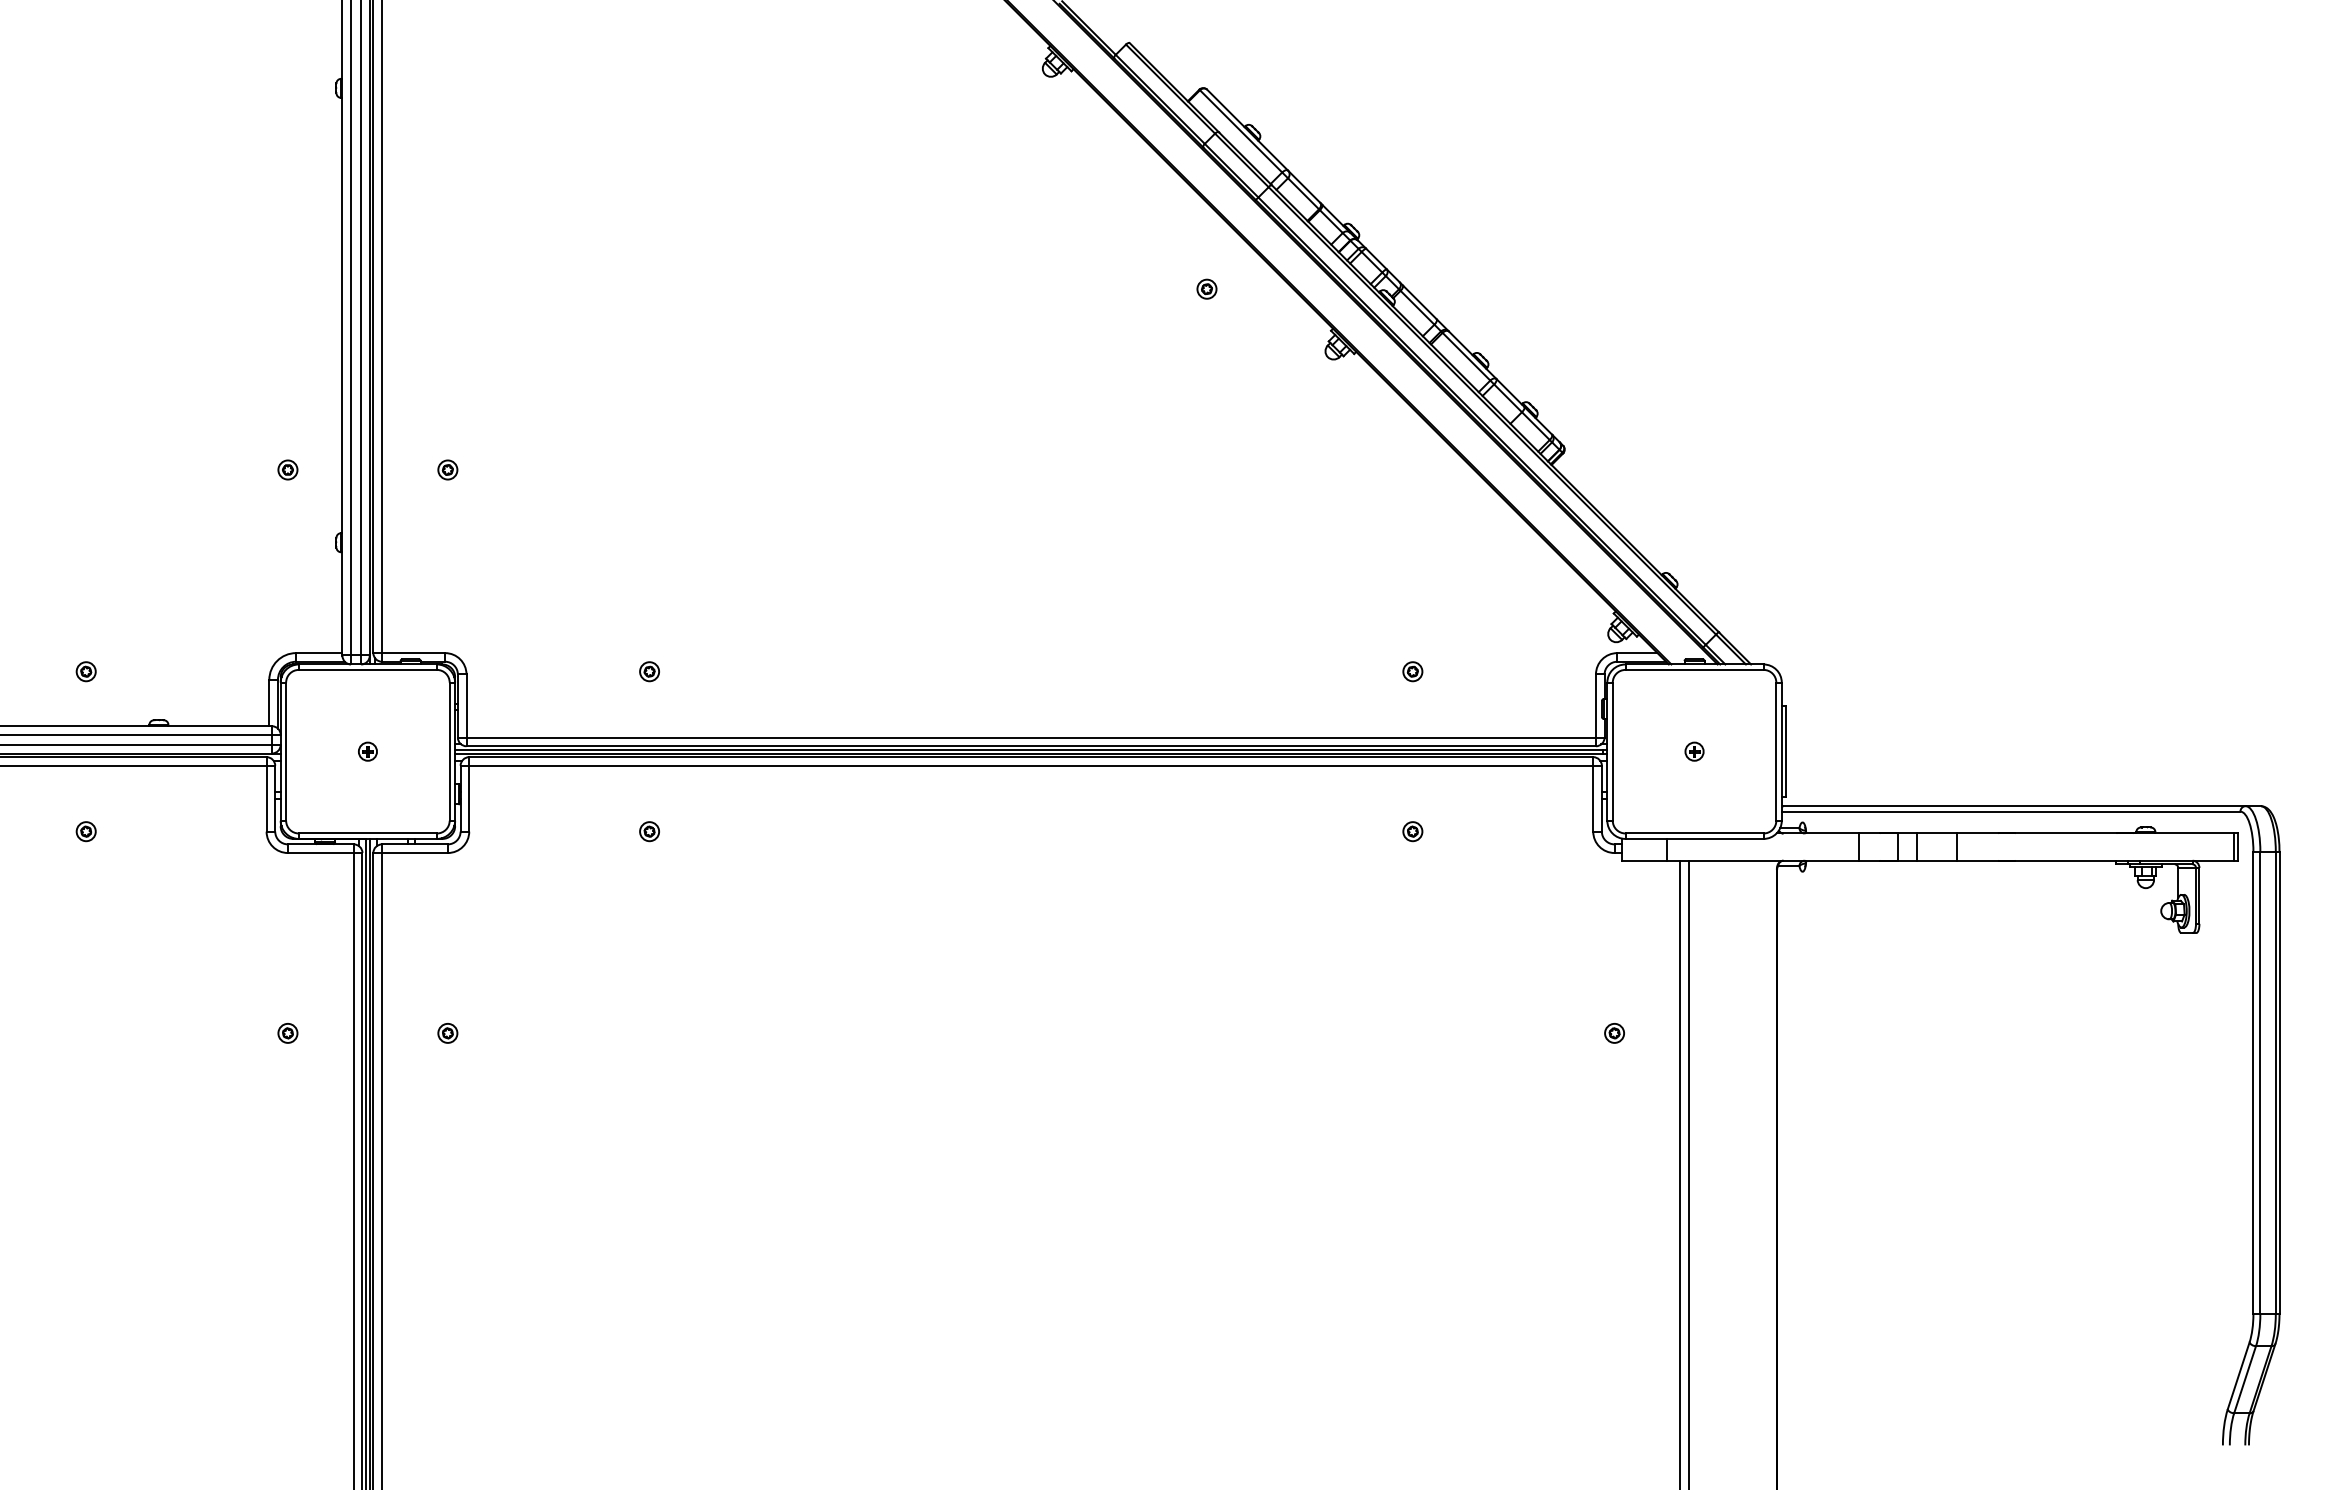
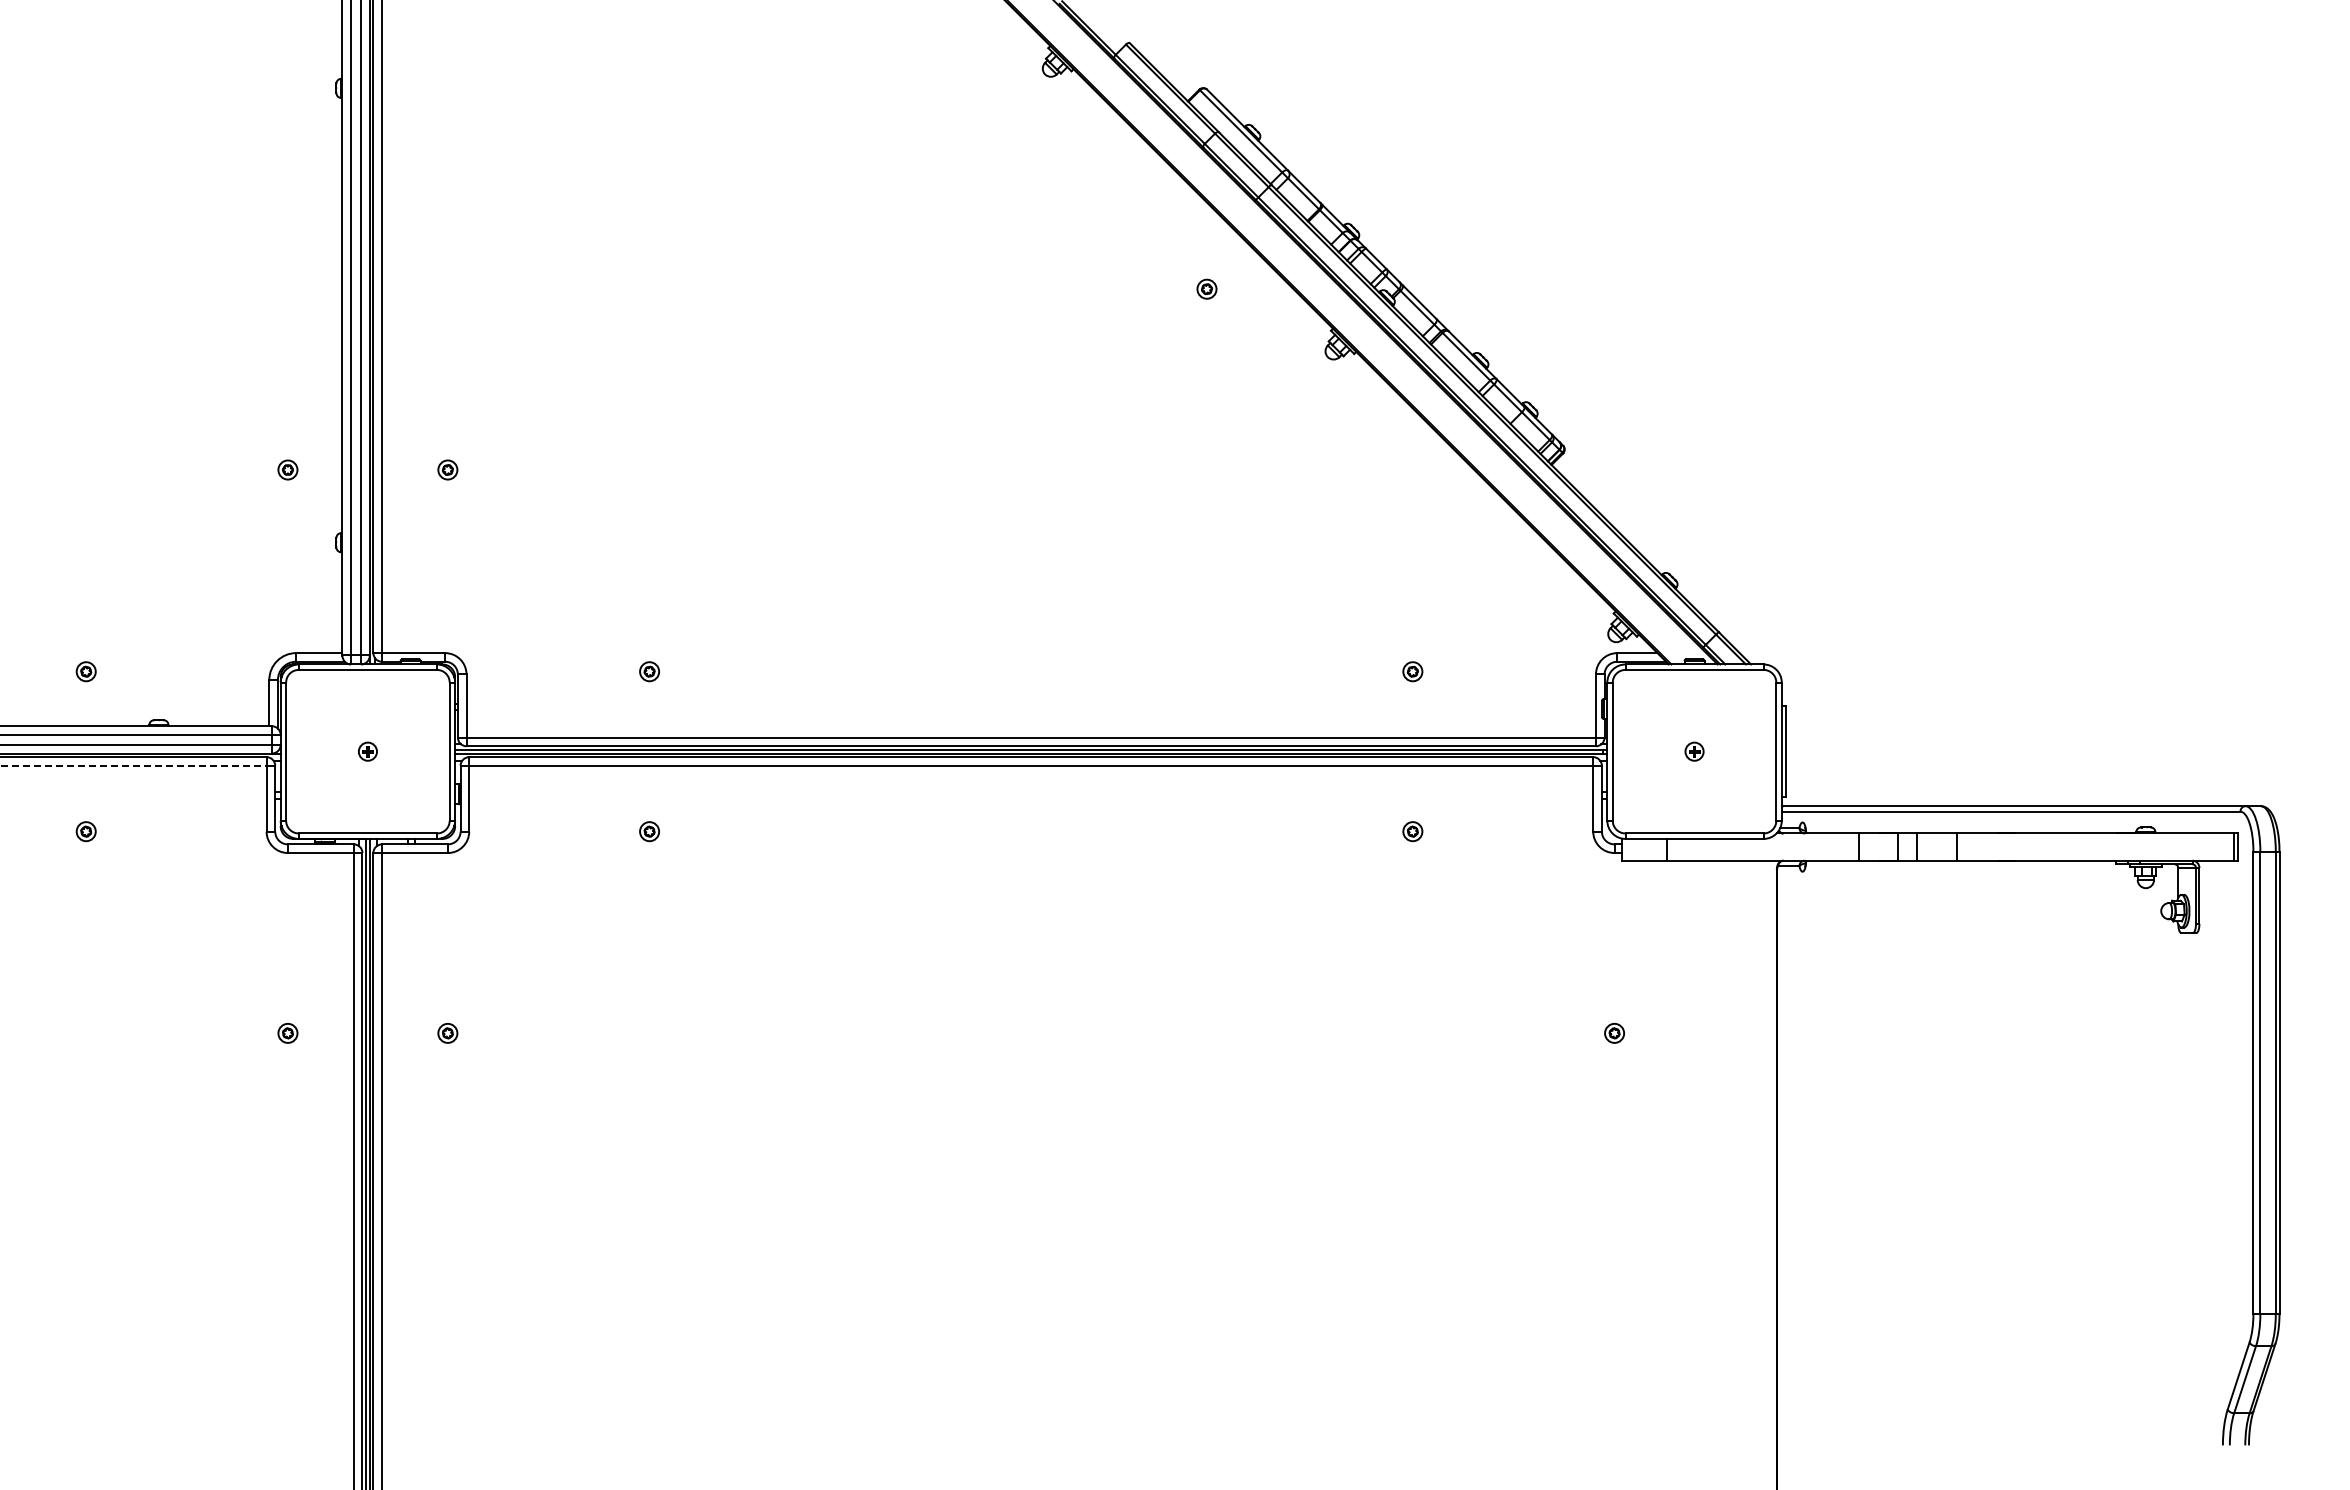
line: solid -> dashed (133, 765)
line: present -> none (1680, 1173)
line: present -> none (1689, 1173)
